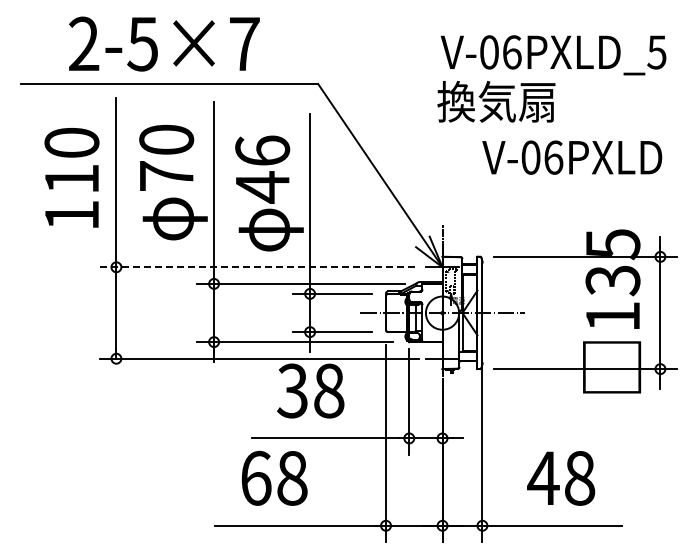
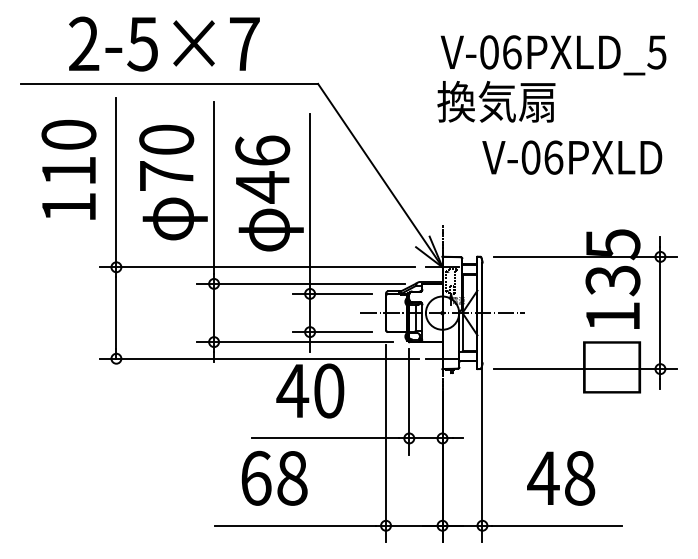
text position: (71, 177) -> (68, 169) (68, 169)
line: dashed -> solid (257, 267)
text: 38 -> 40 (310, 390)
